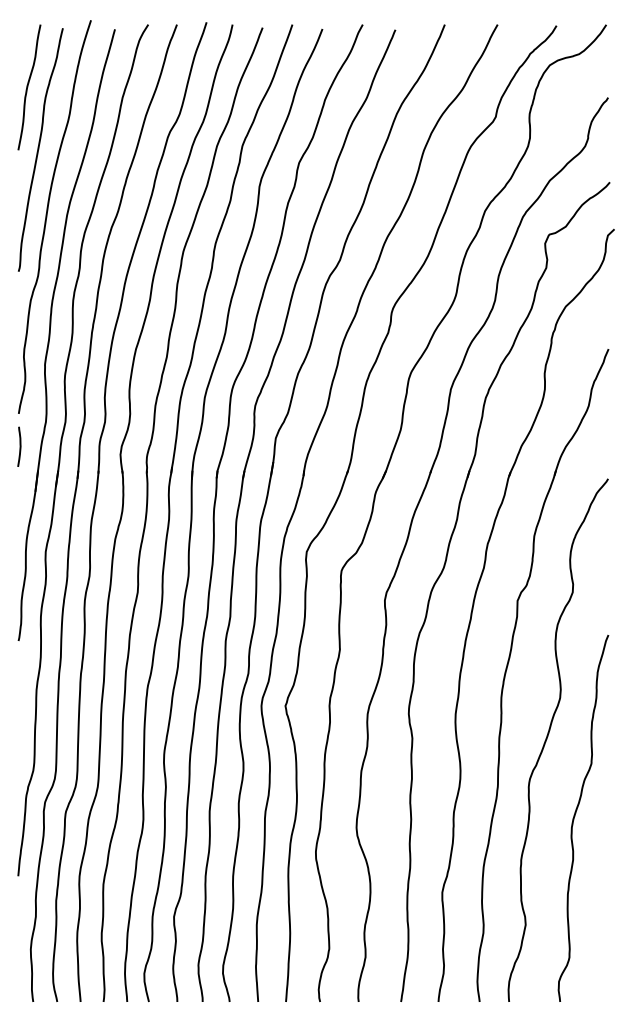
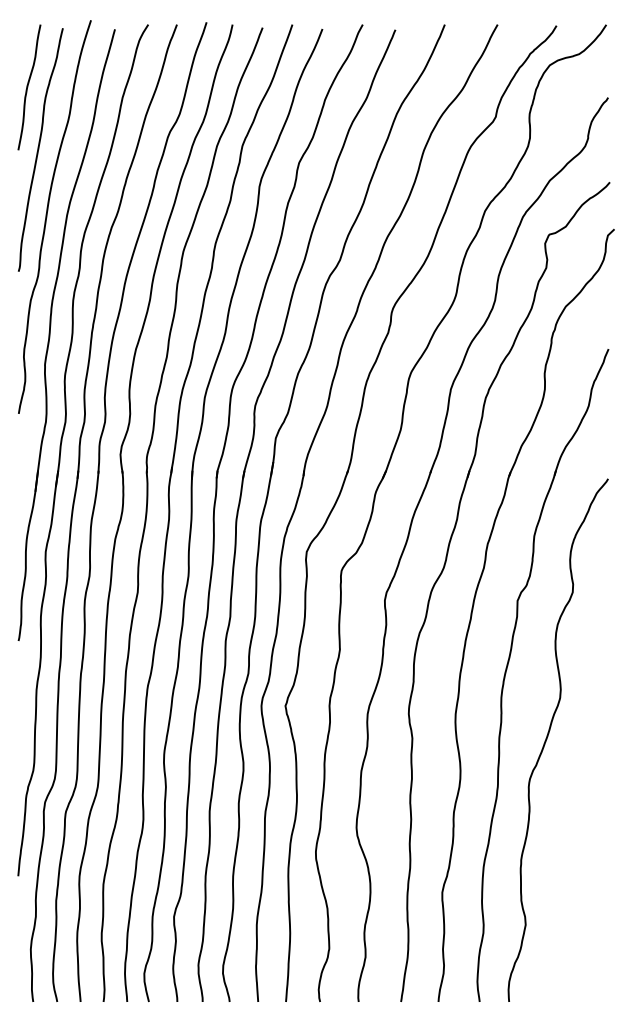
curve: present -> none (19, 446)
curve: present -> none (576, 813)
